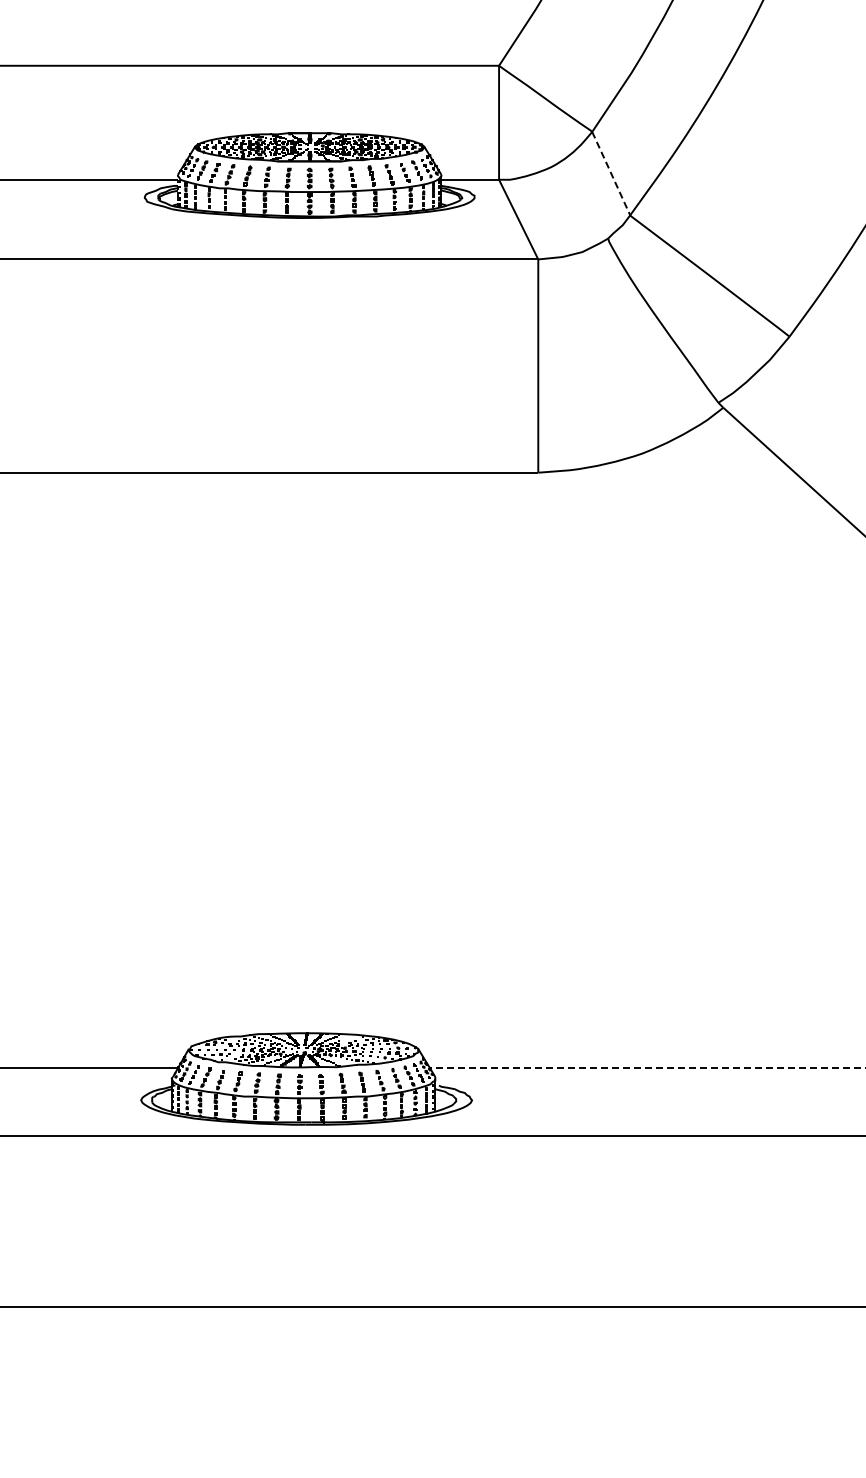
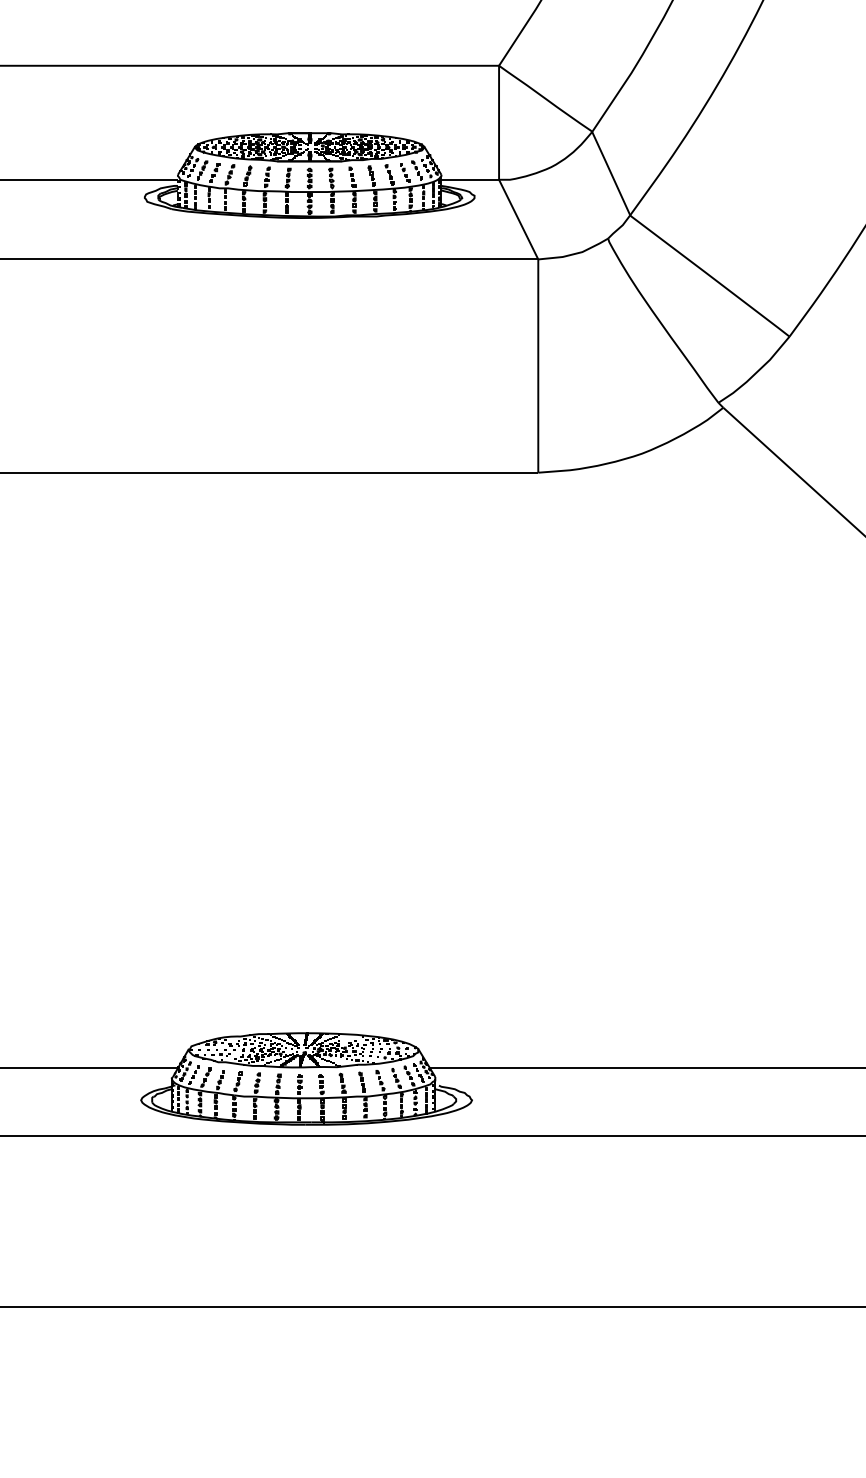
line: dashed -> solid (611, 173)
line: dashed -> solid (647, 1068)
